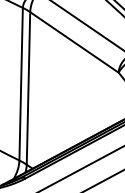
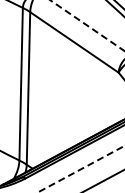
line: solid -> dashed (87, 25)
line: solid -> dashed (81, 169)
